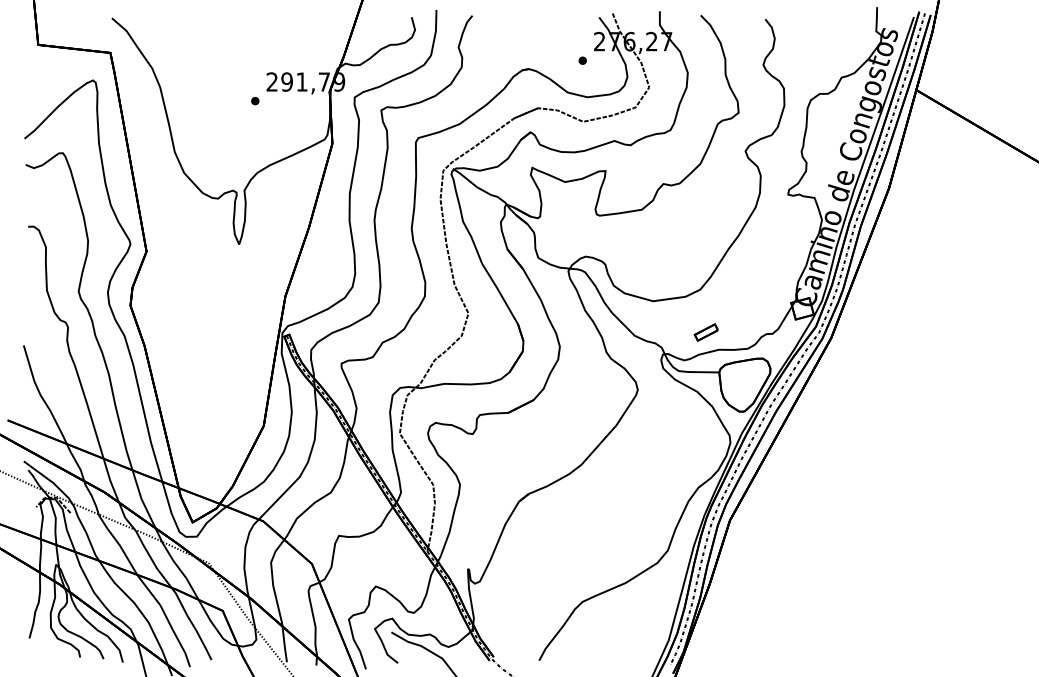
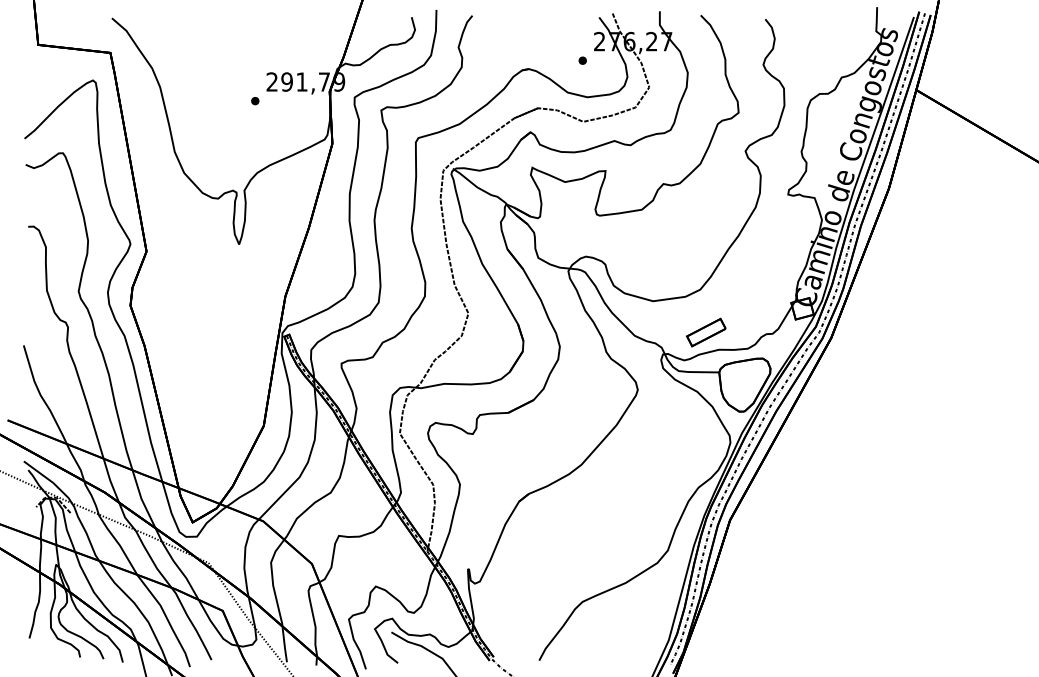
part size: 26x19 px -> 41x31 px (706, 332)
